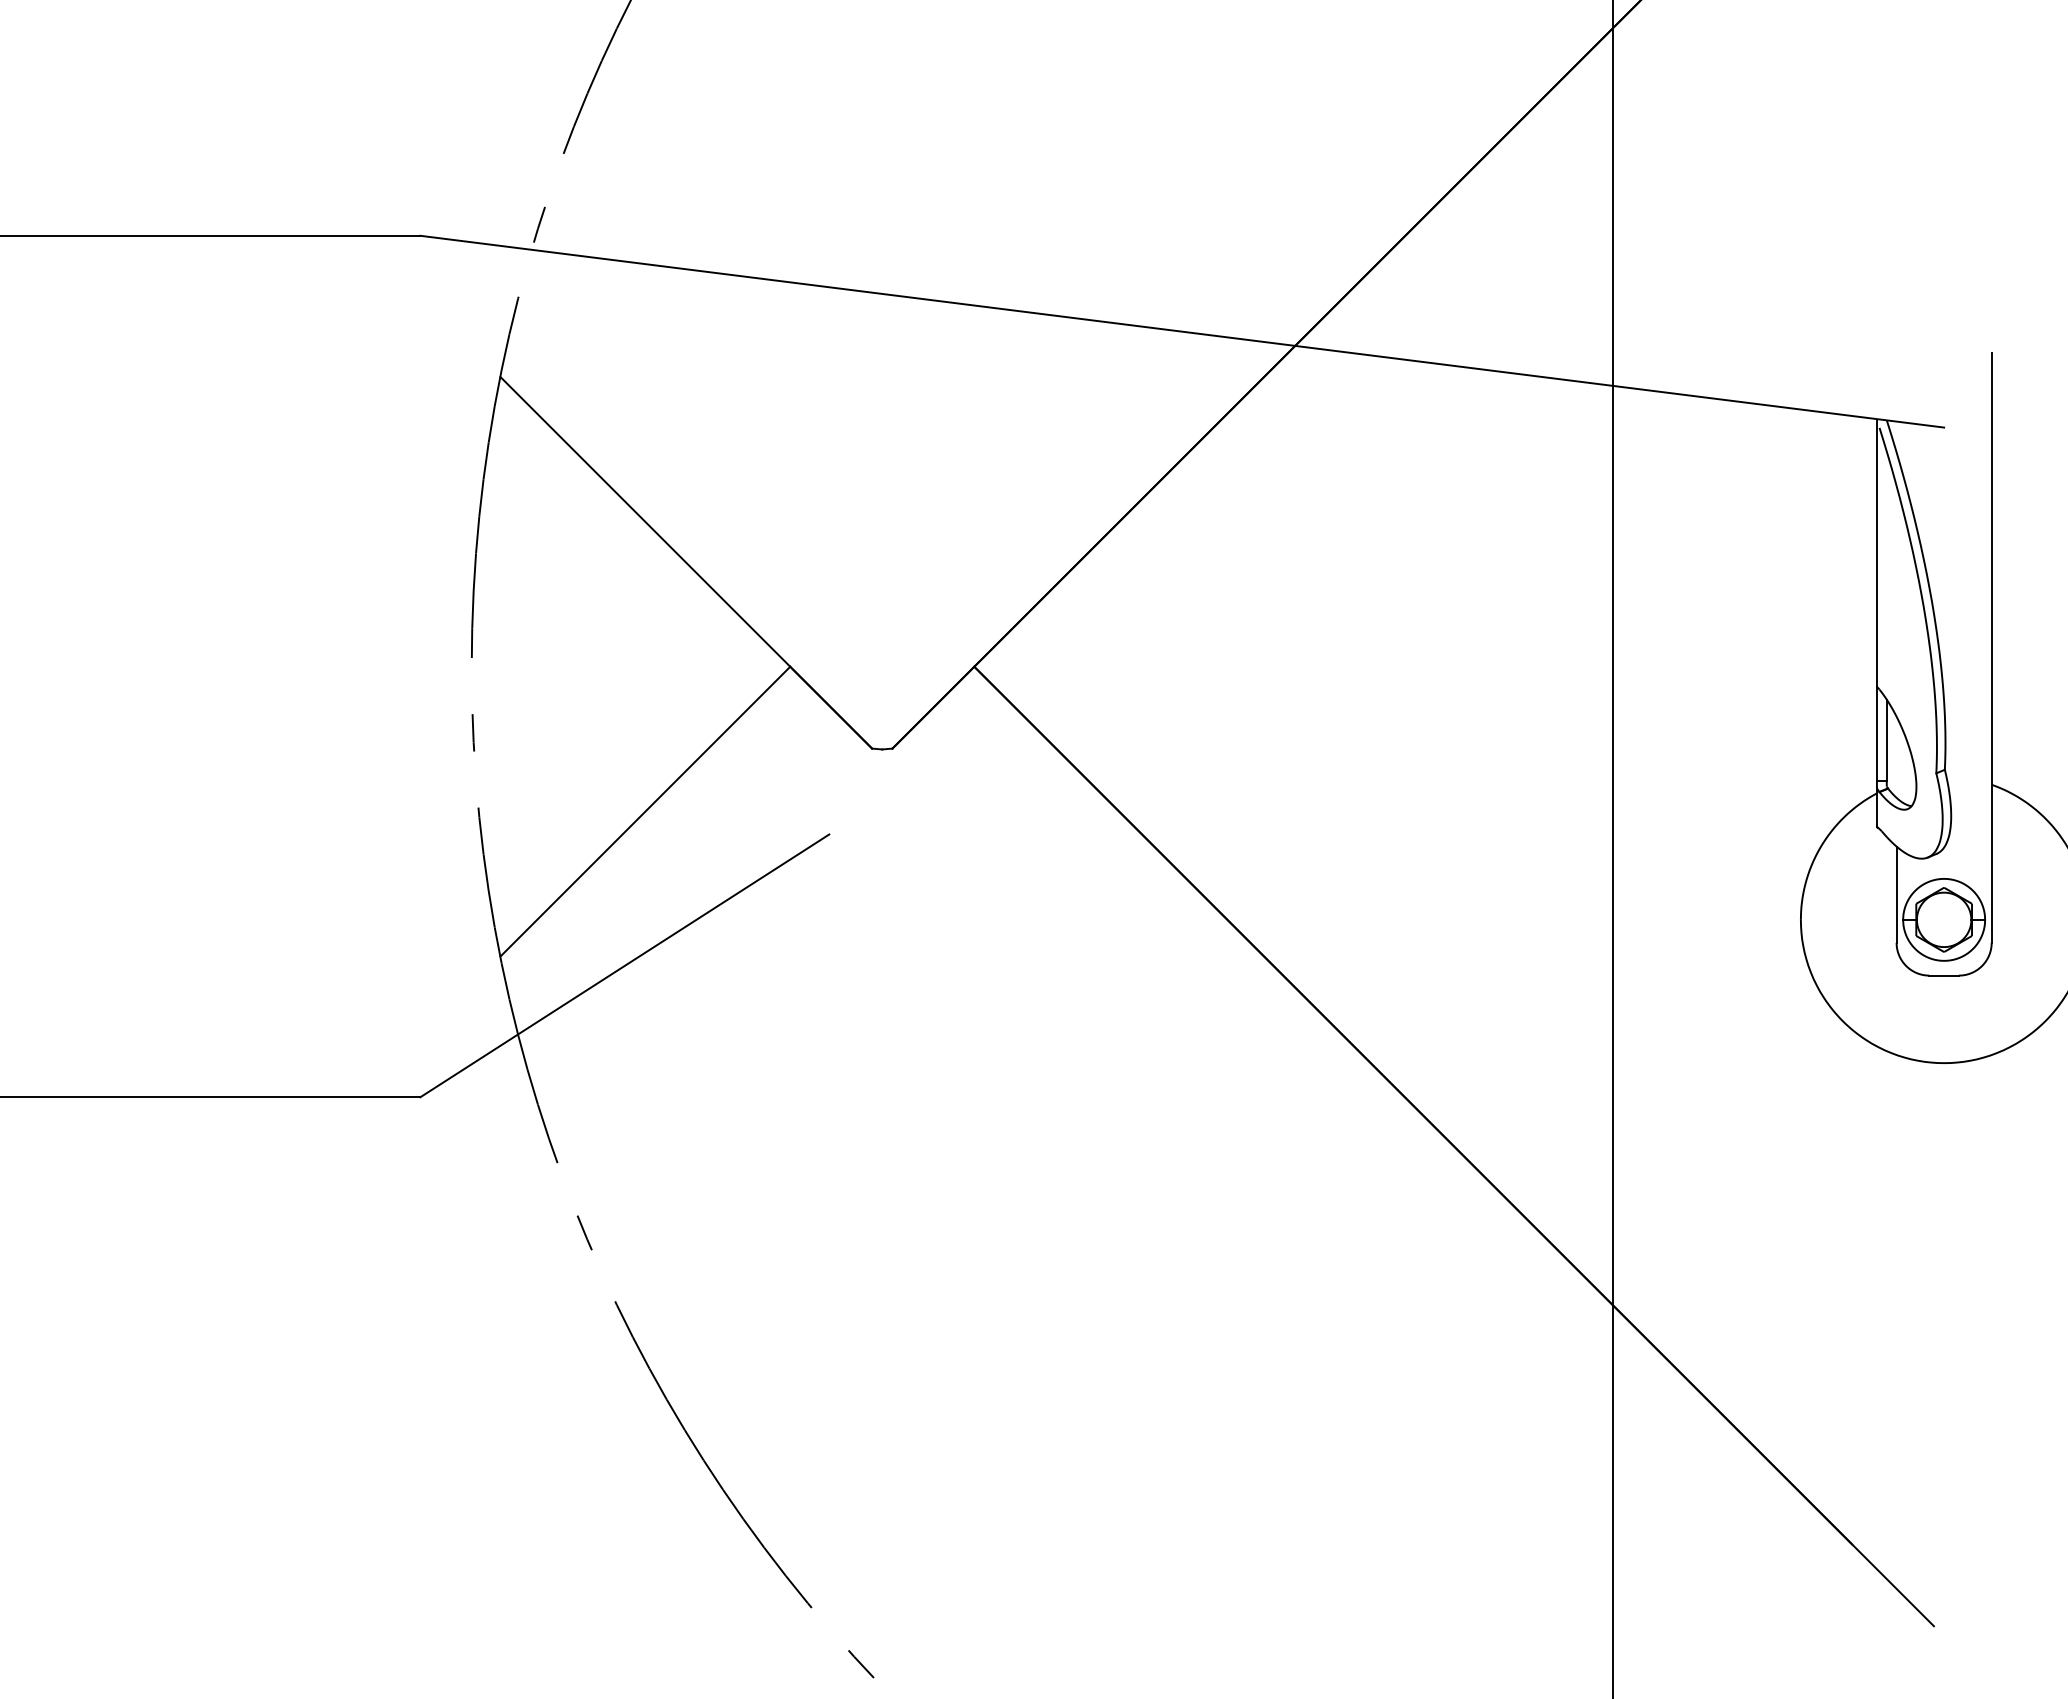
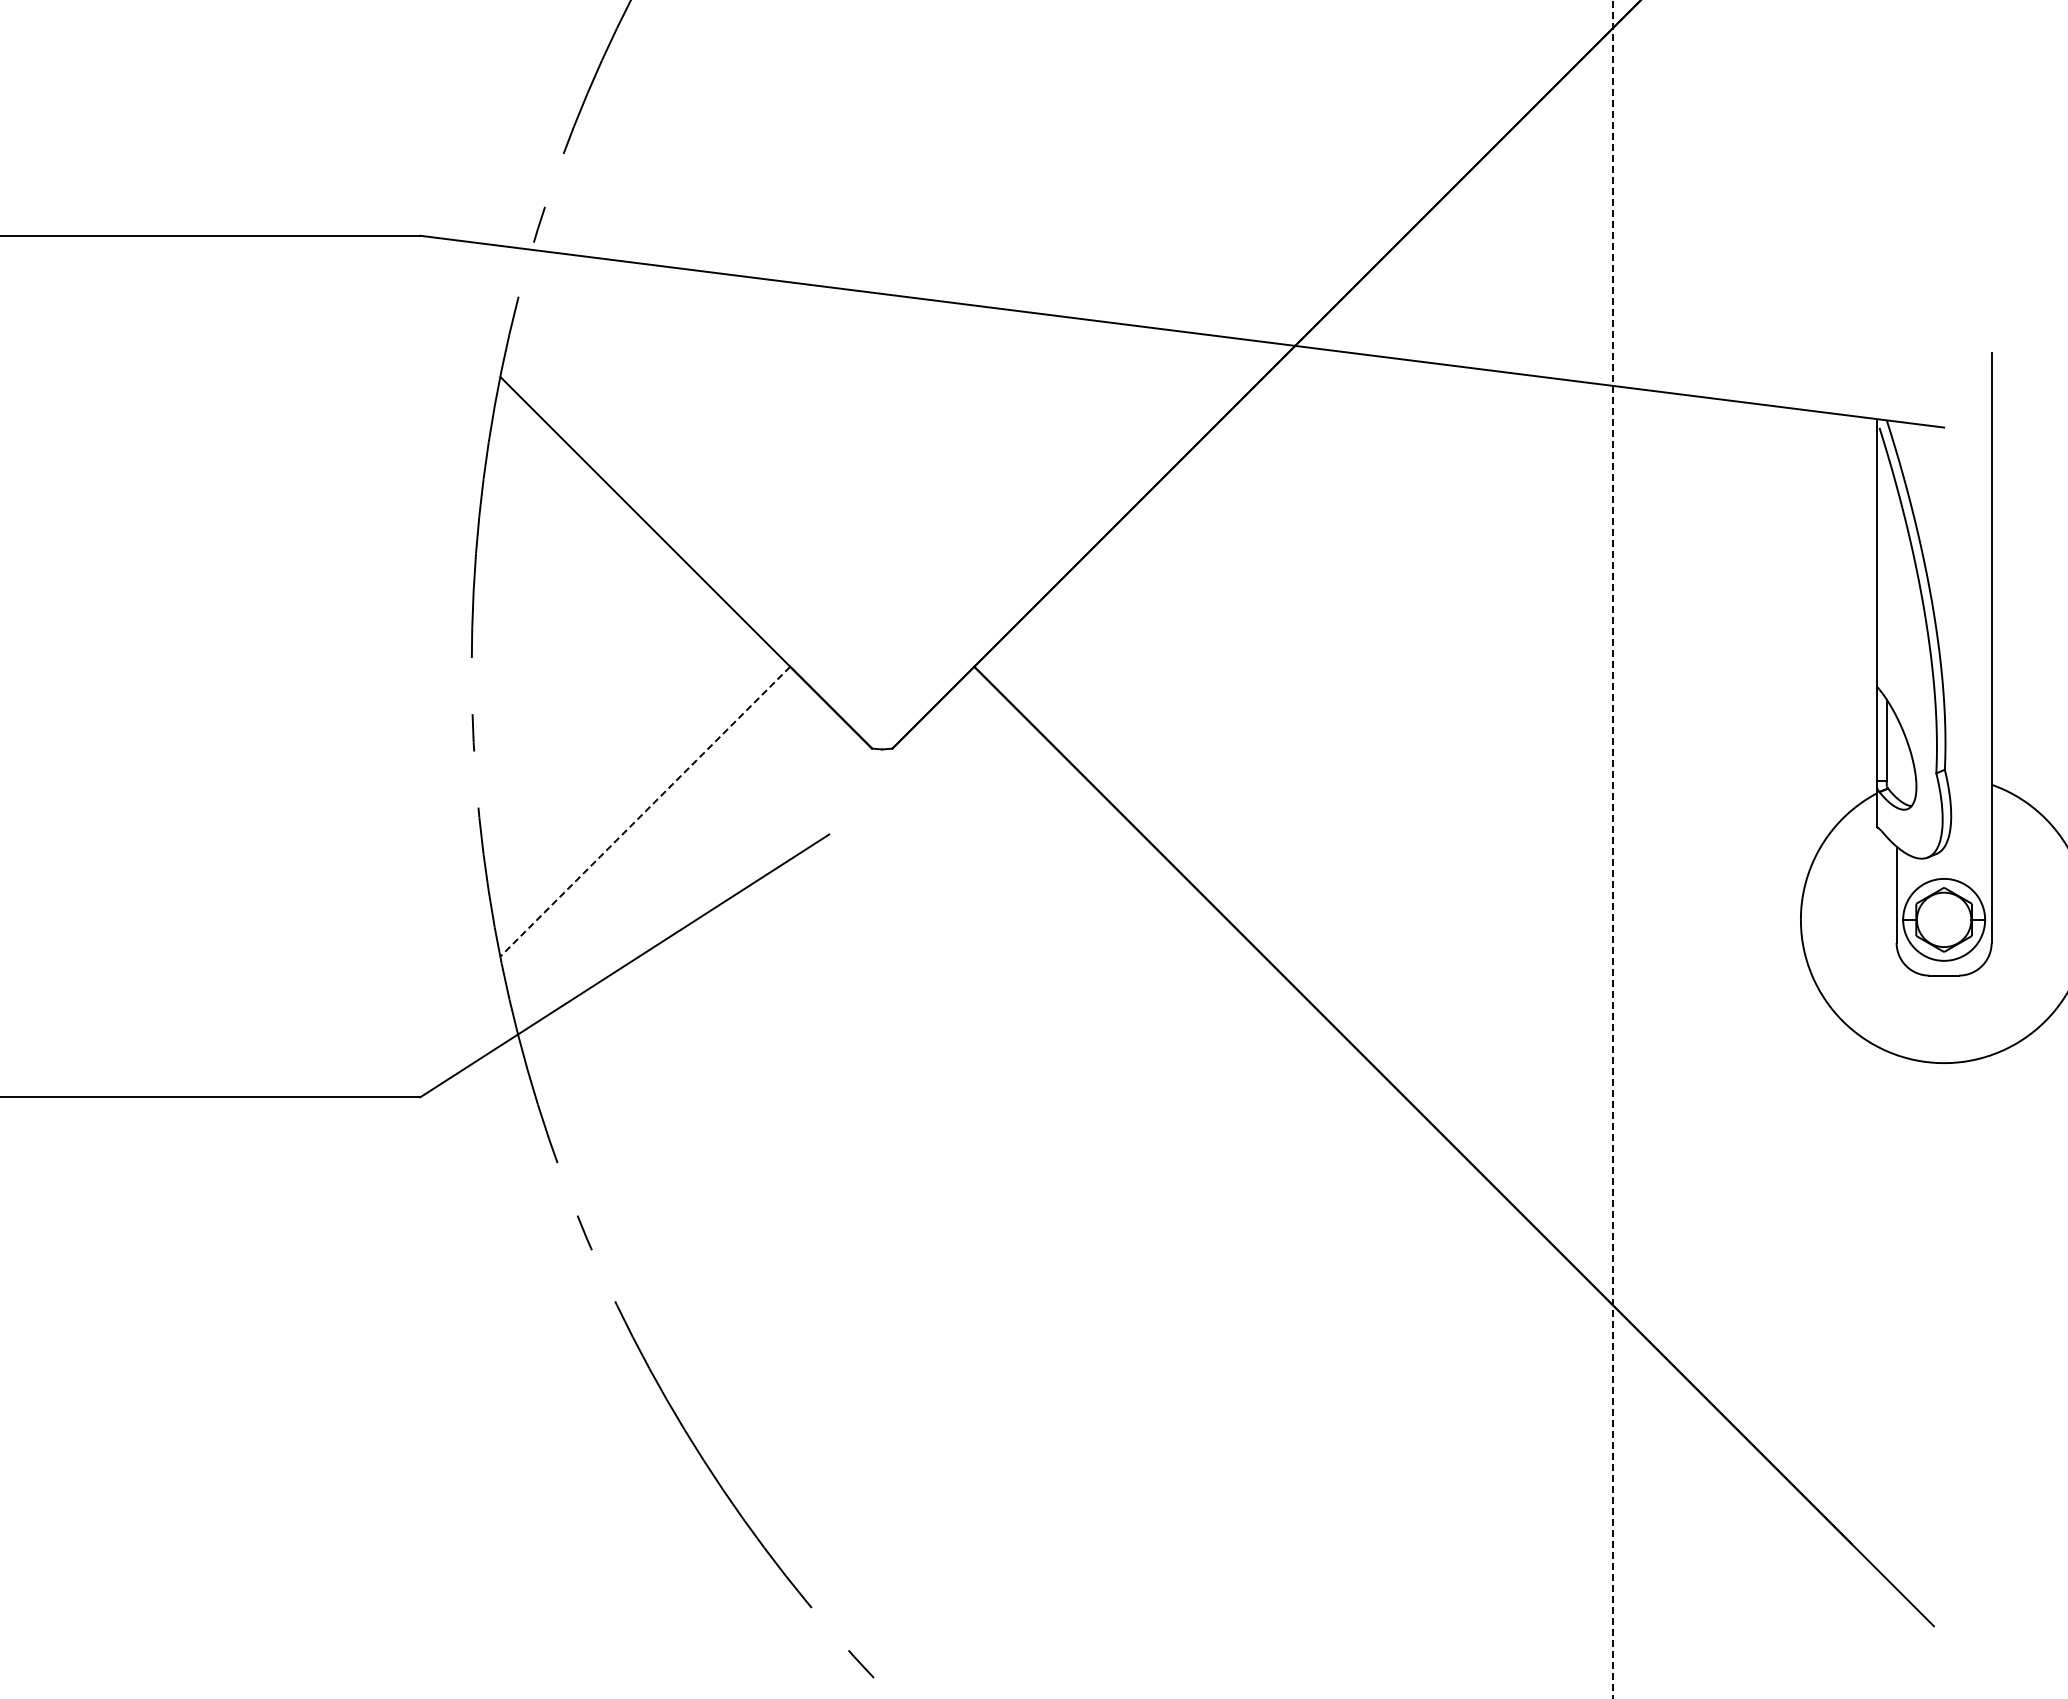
line: solid -> dashed (645, 811)
line: solid -> dashed (1612, 849)
